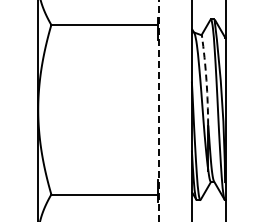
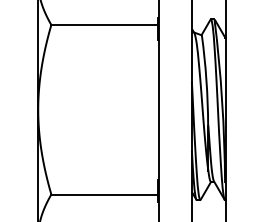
arc: dashed -> solid (206, 80)
line: dashed -> solid (159, 111)
